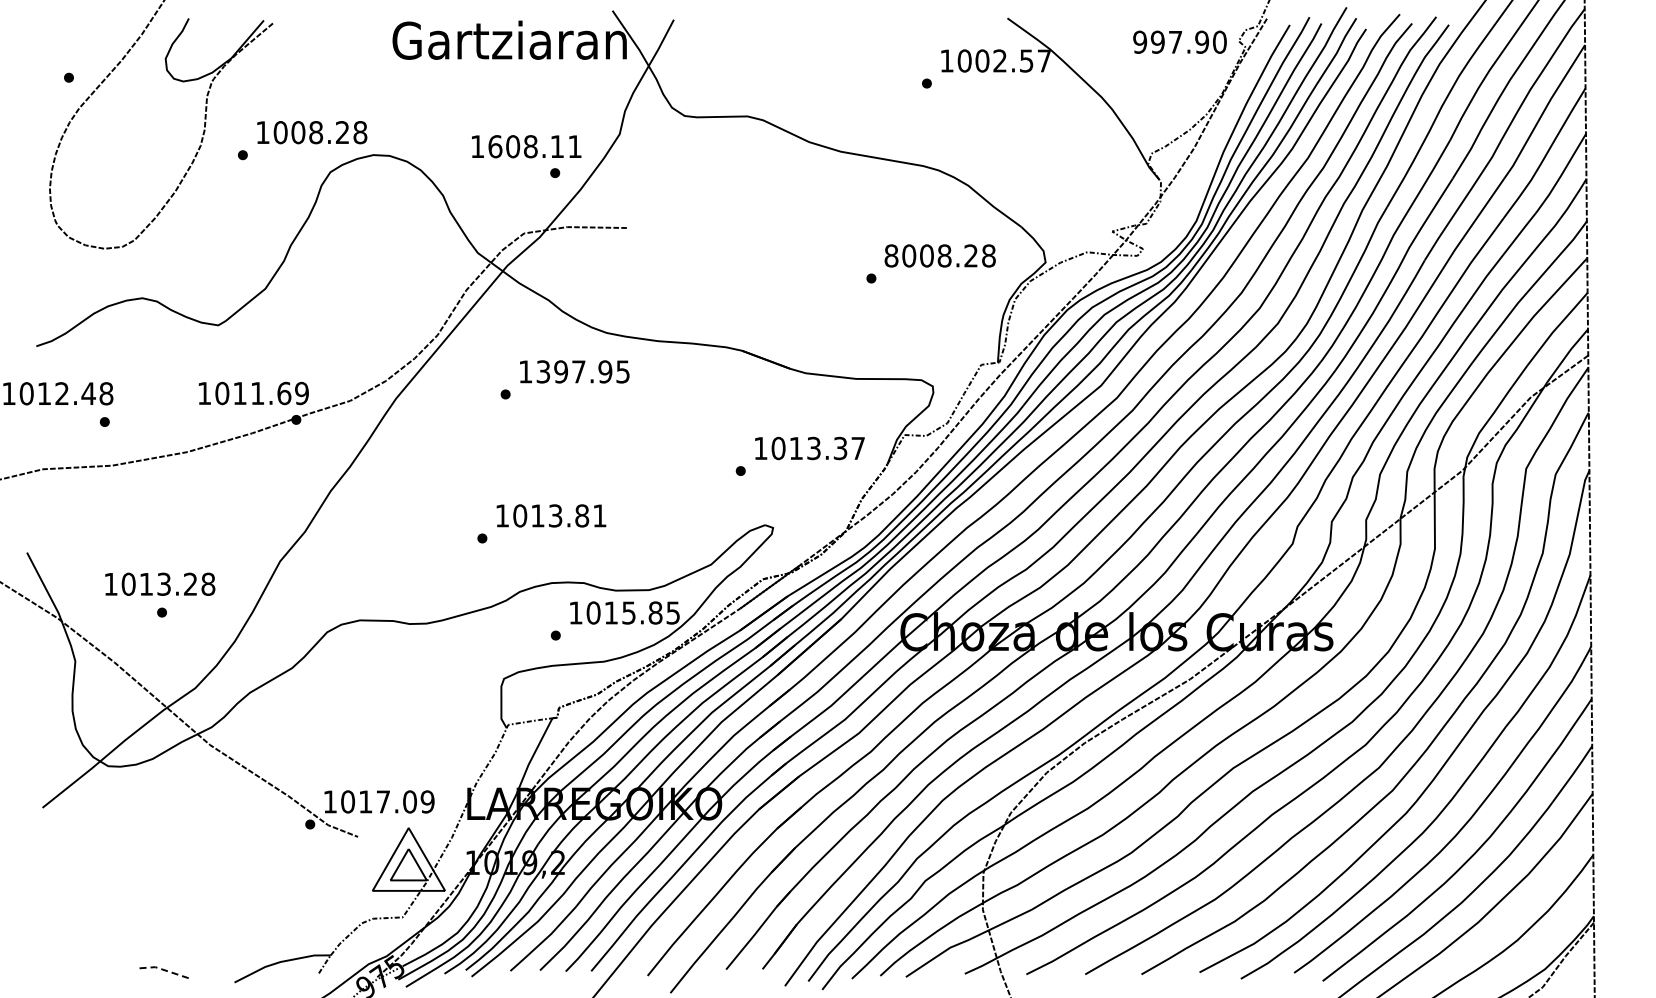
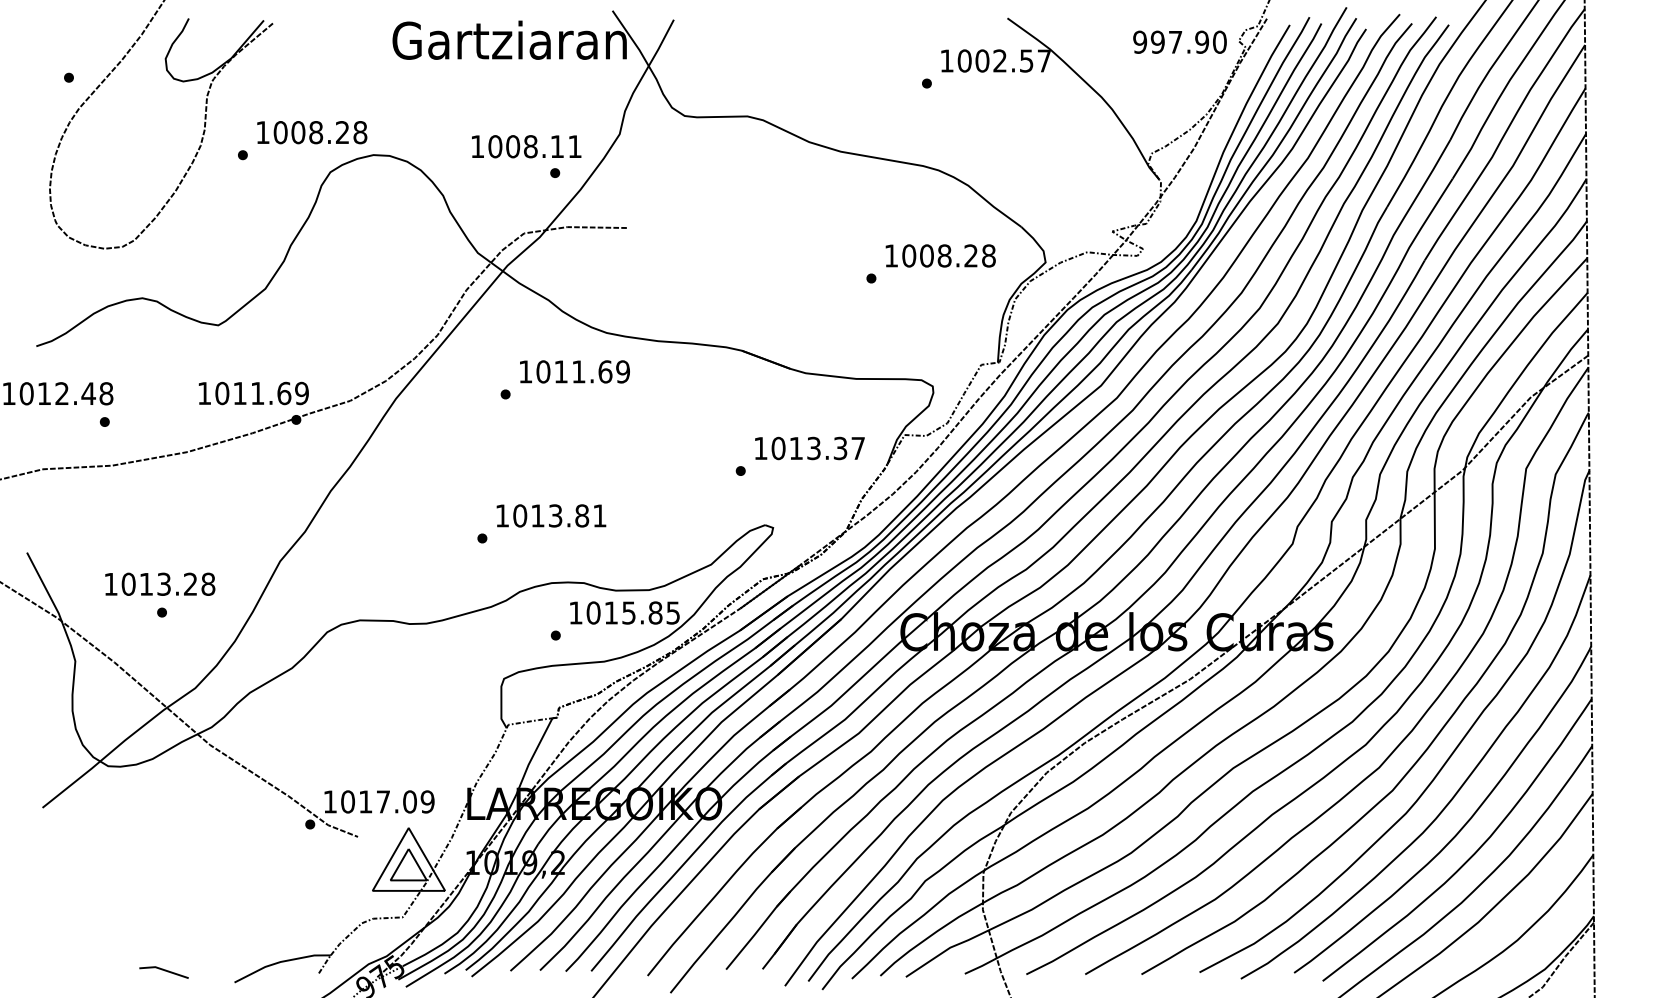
text: 1608.11 -> 1008.11 (495, 146)
text: 8008.28 -> 1008.28 (891, 255)
text: 1397.95 -> 1011.69 (582, 371)
line: dashed -> solid (163, 969)
